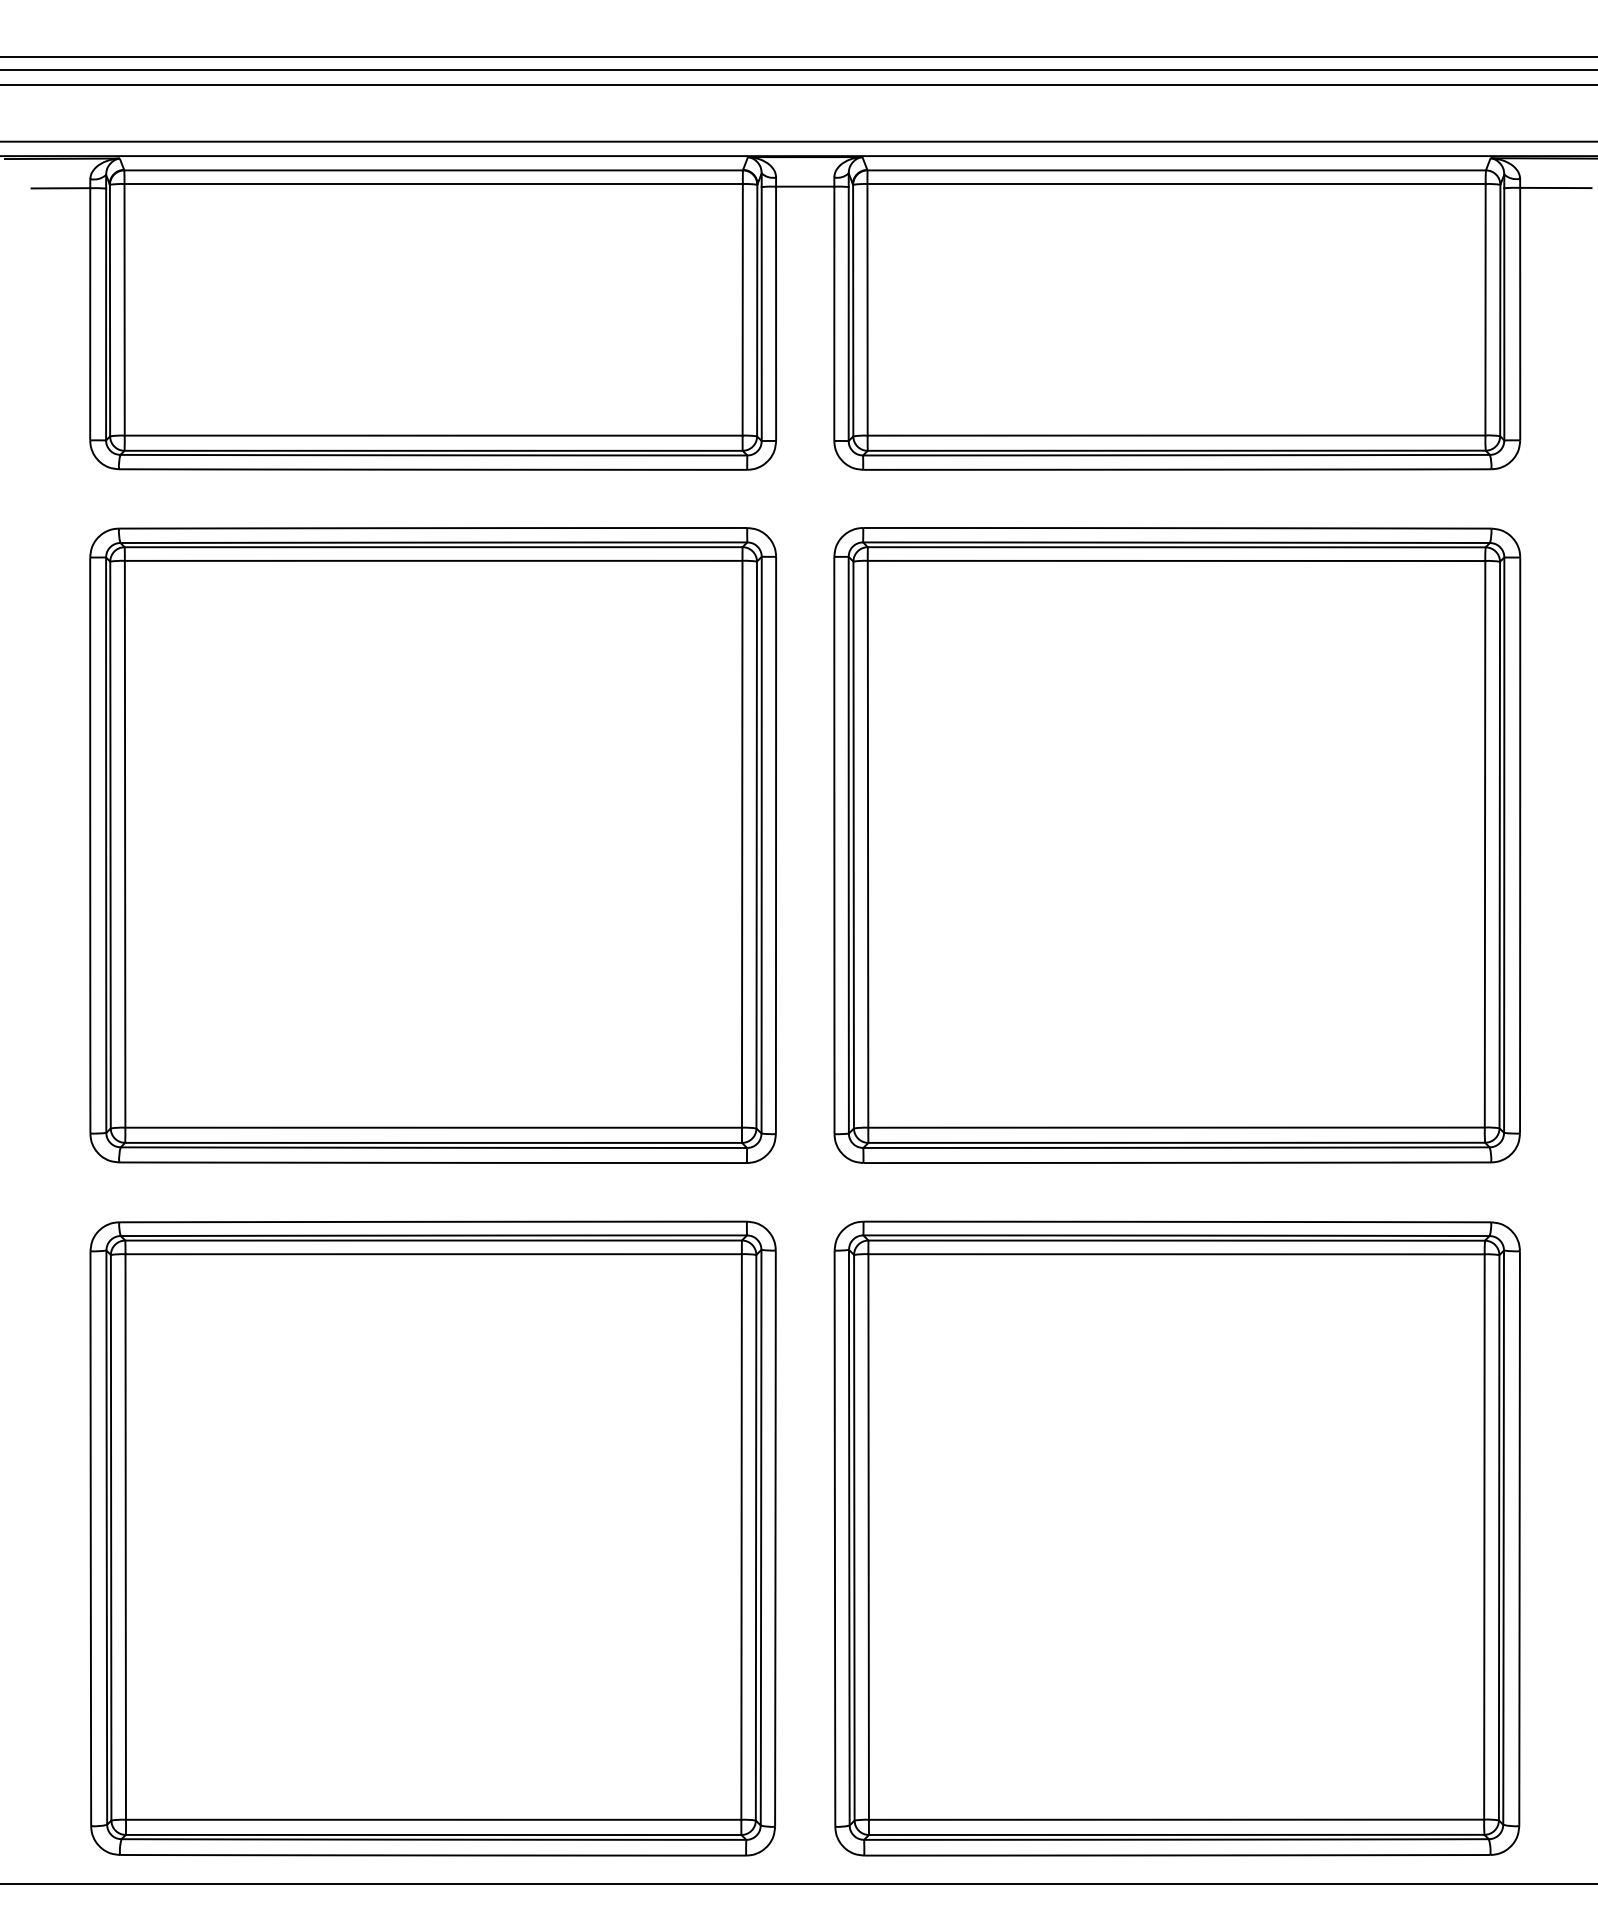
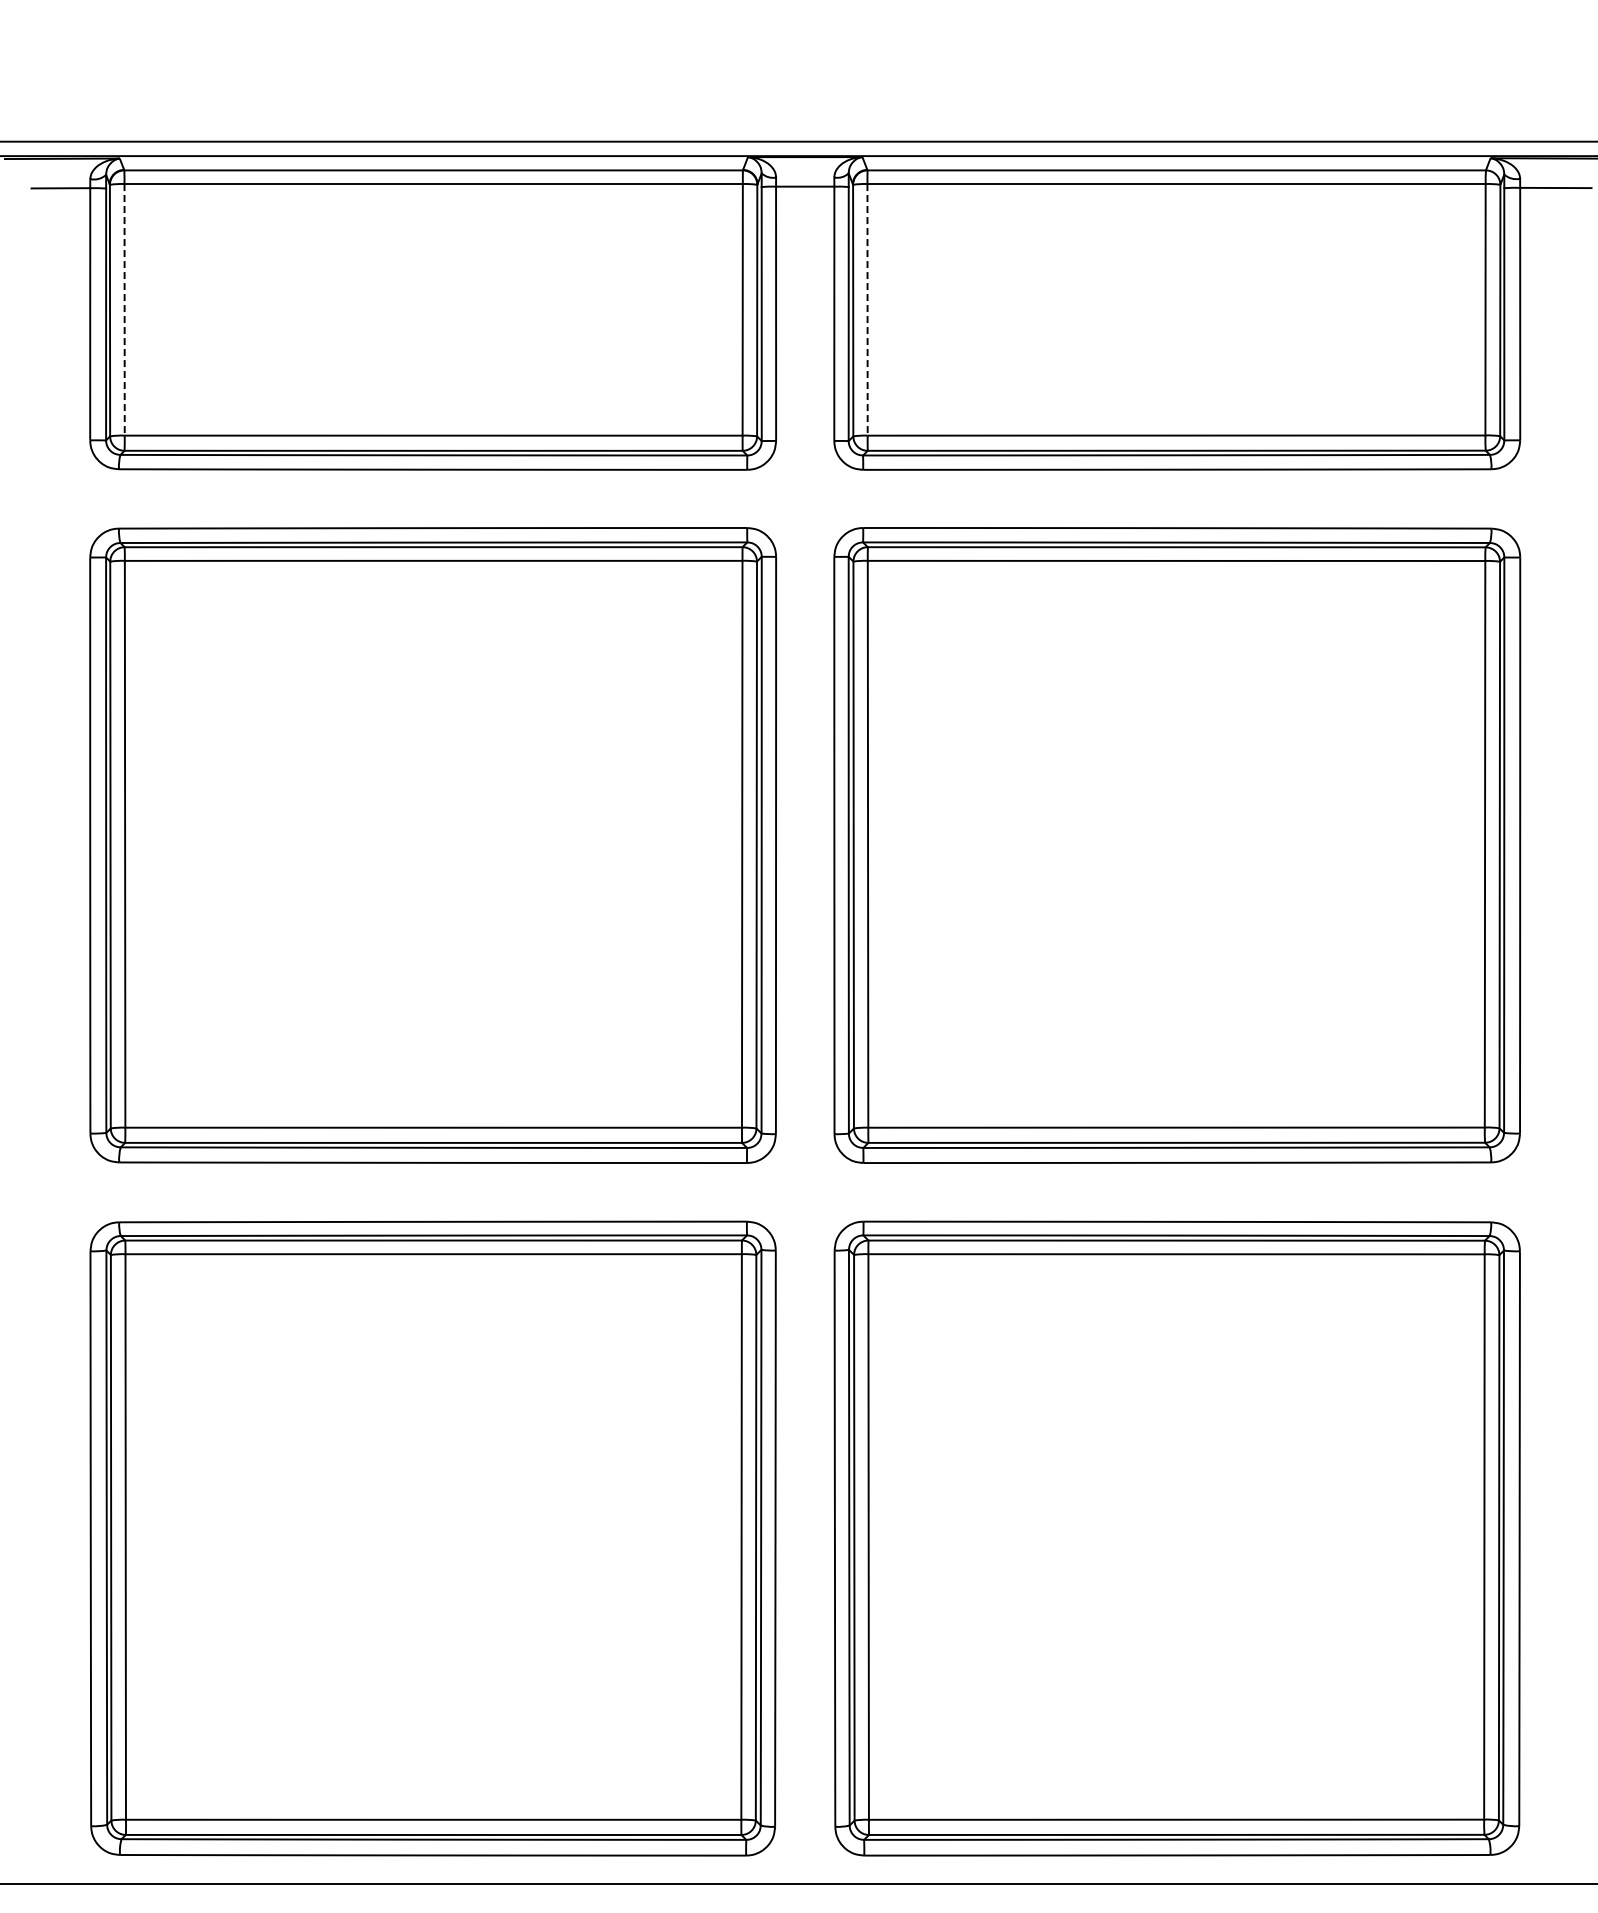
line: present -> none (798, 57)
line: present -> none (798, 70)
line: present -> none (798, 84)
line: solid -> dashed (124, 309)
line: solid -> dashed (867, 309)
